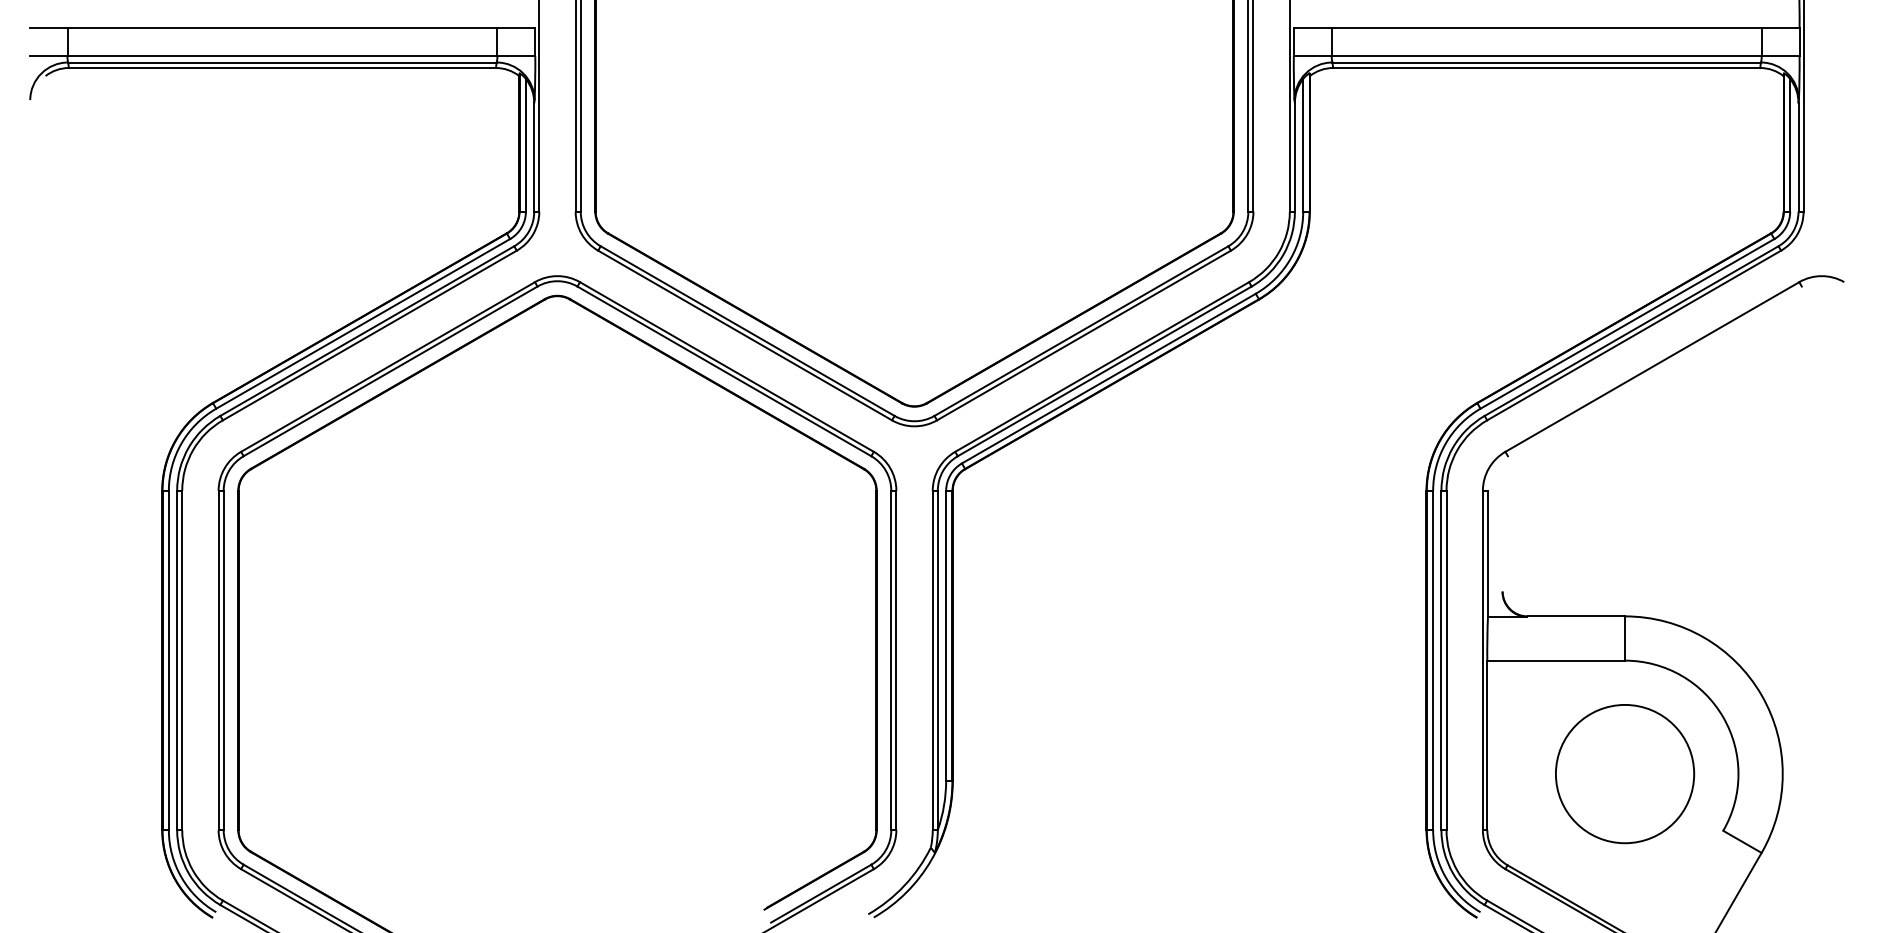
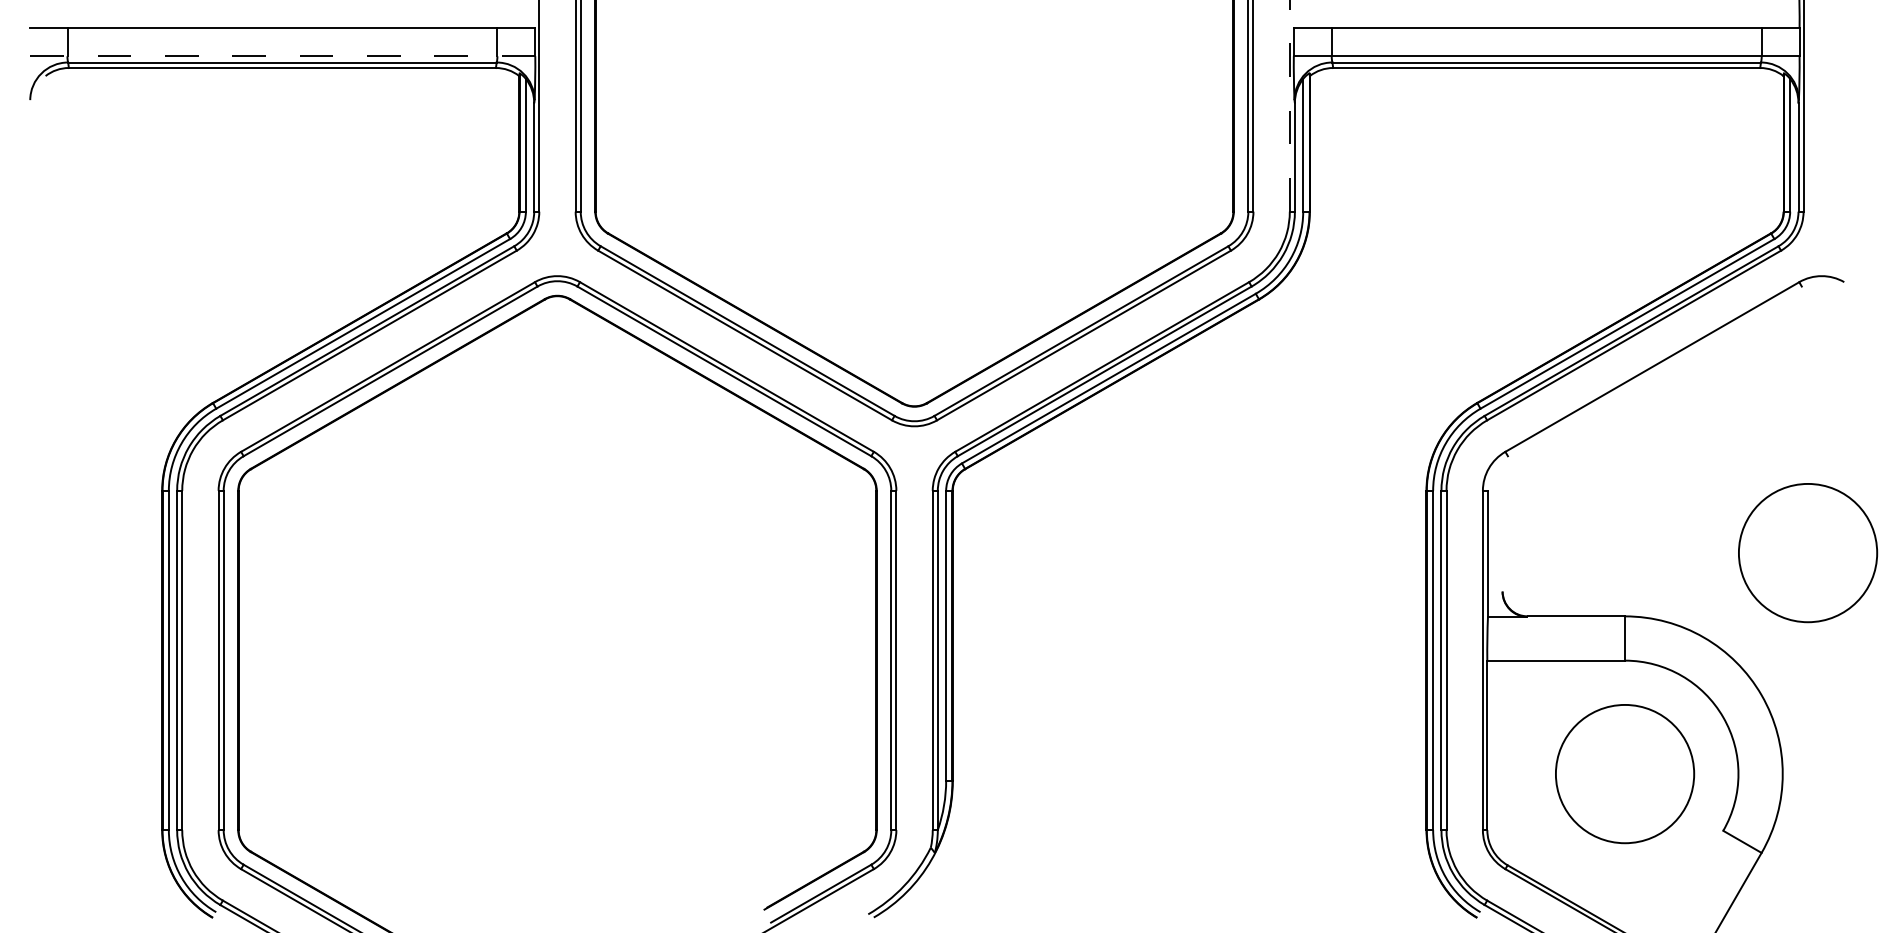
line: solid -> dashed (282, 56)
line: solid -> dashed (1289, 105)
circle: none -> present (1808, 553)
